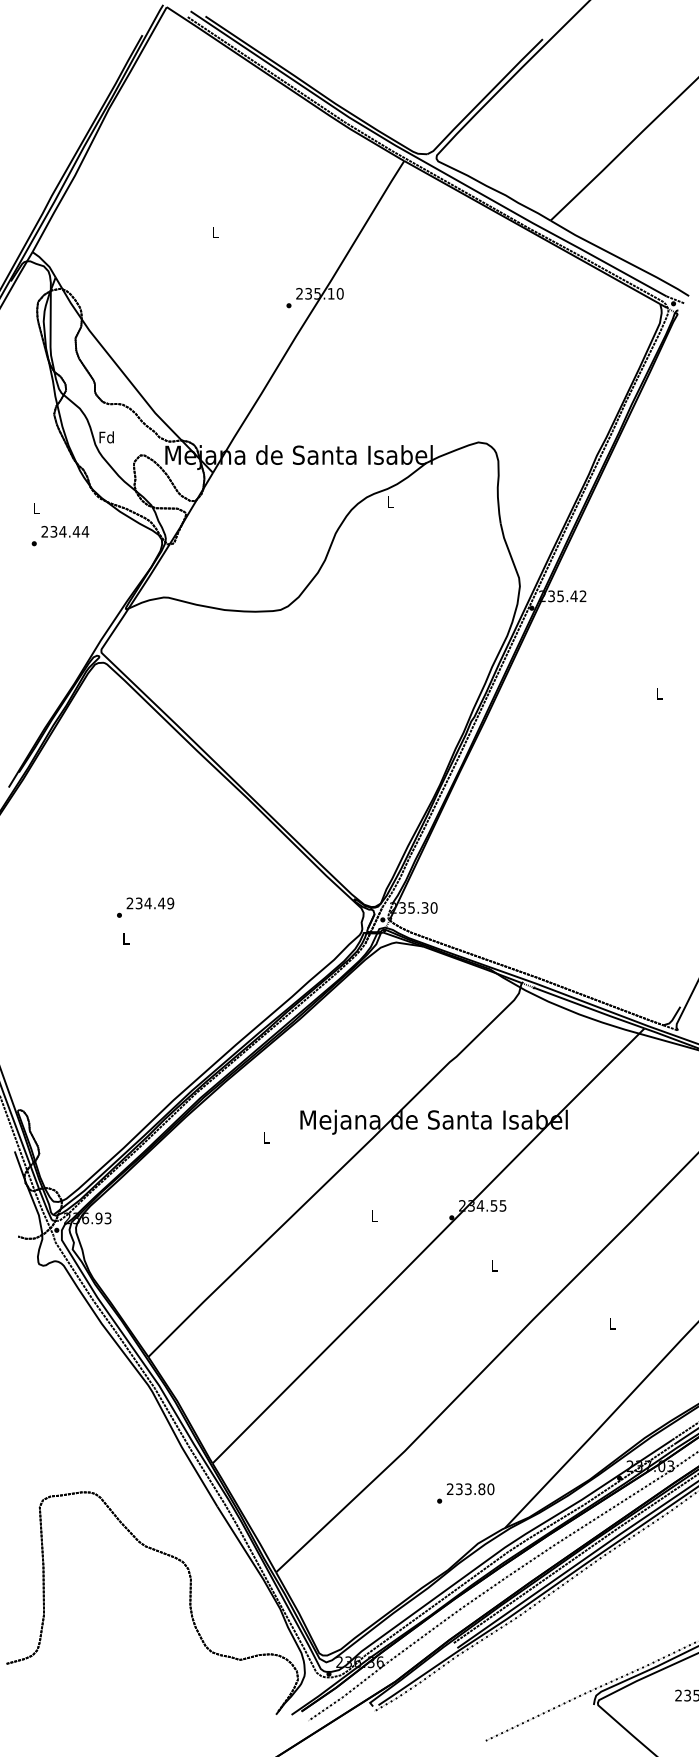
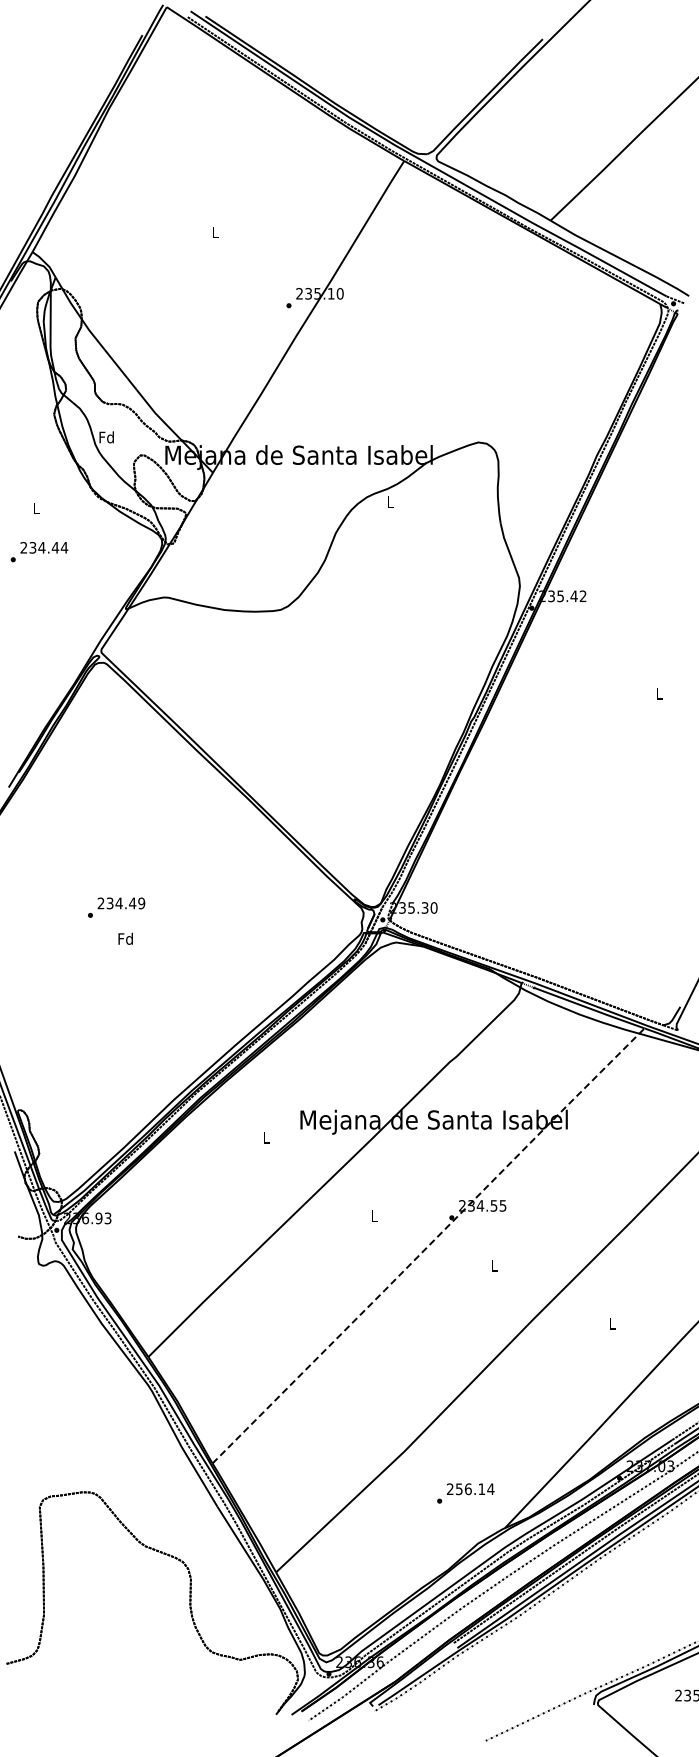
text position: (60, 536) -> (39, 552) (39, 552)
text position: (145, 907) -> (116, 907) (116, 907)
text: L -> Fd (125, 938)
line: solid -> dashed (428, 1245)
text: 233.80 -> 256.14 (475, 1489)
